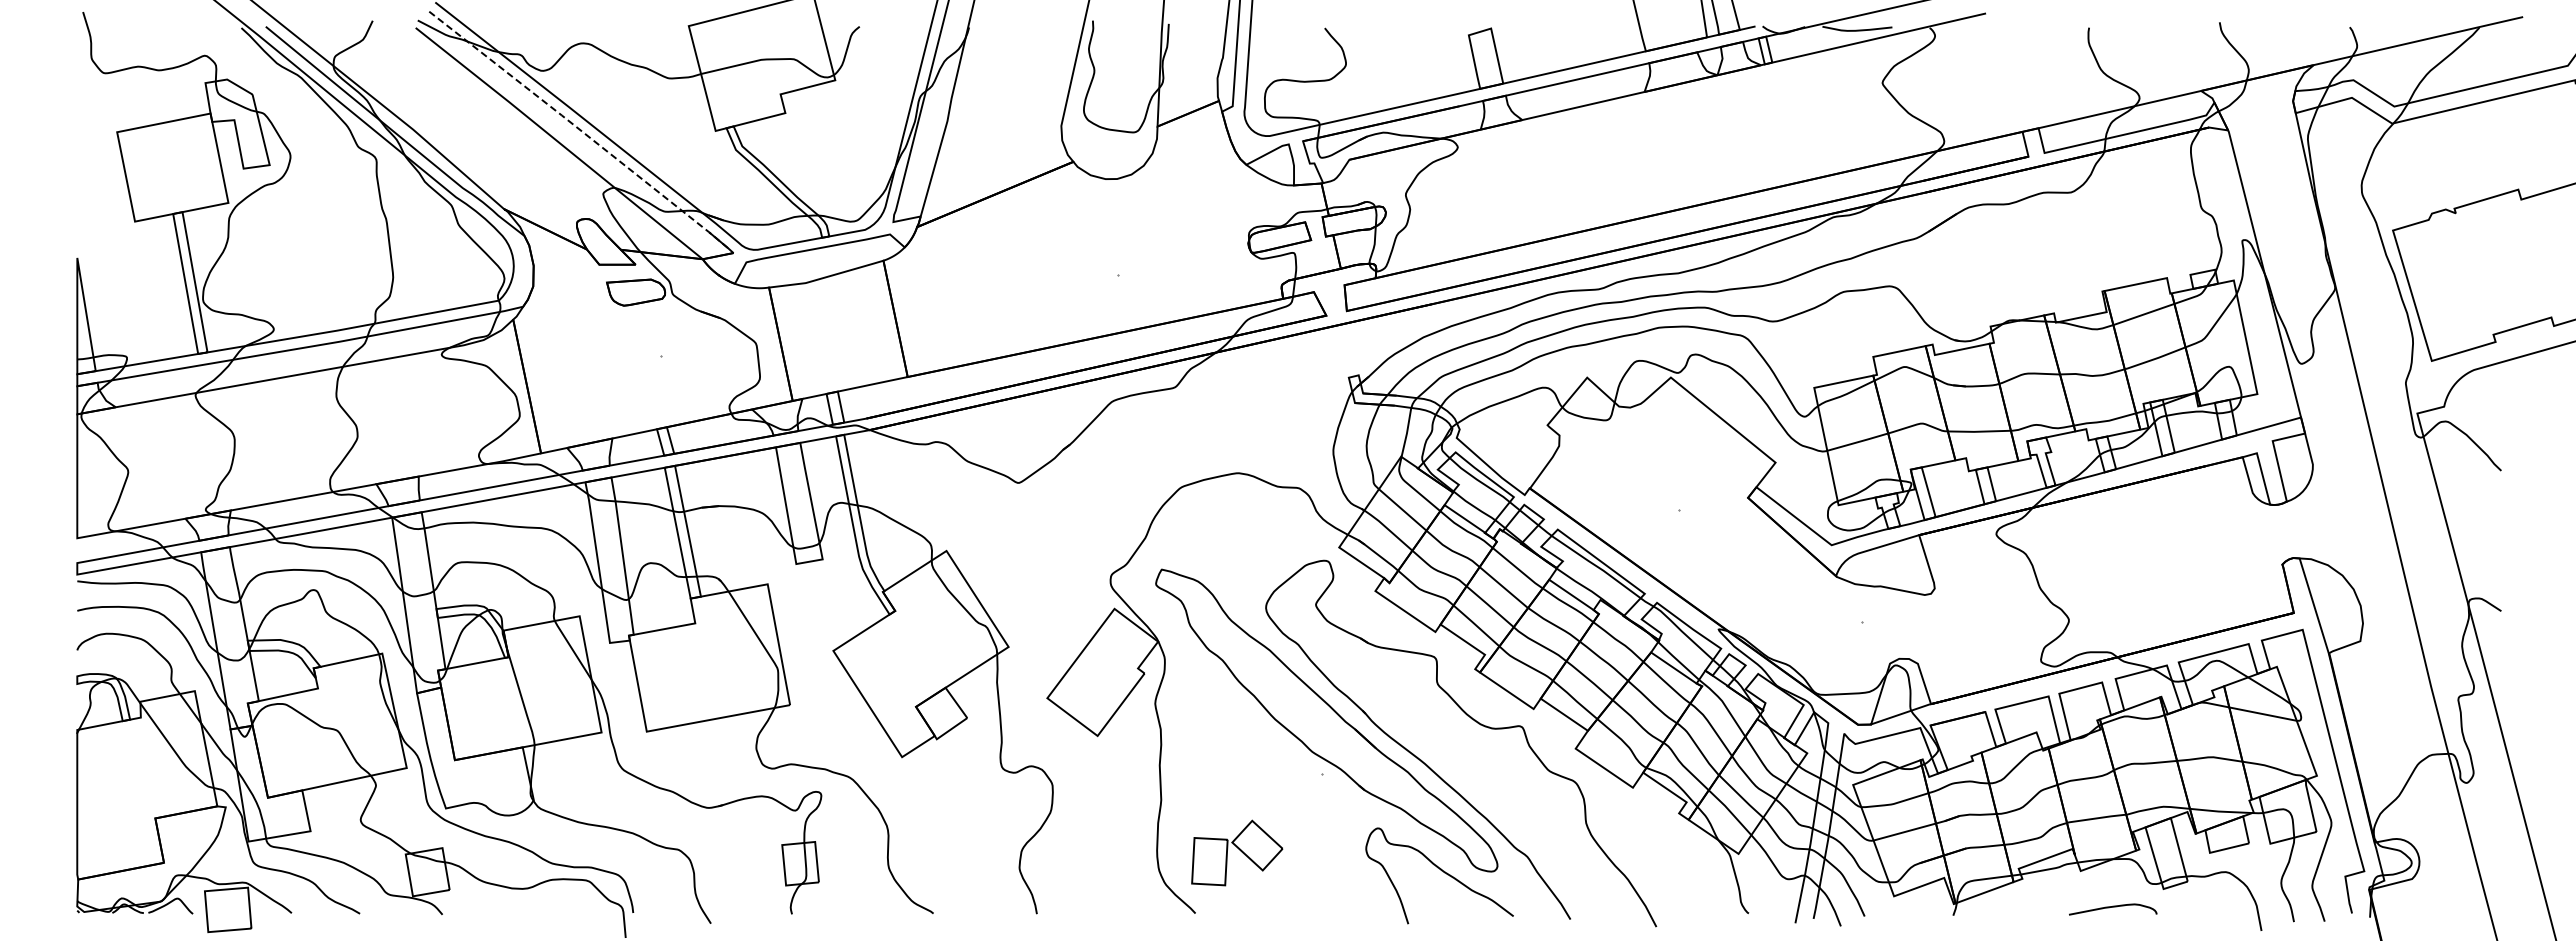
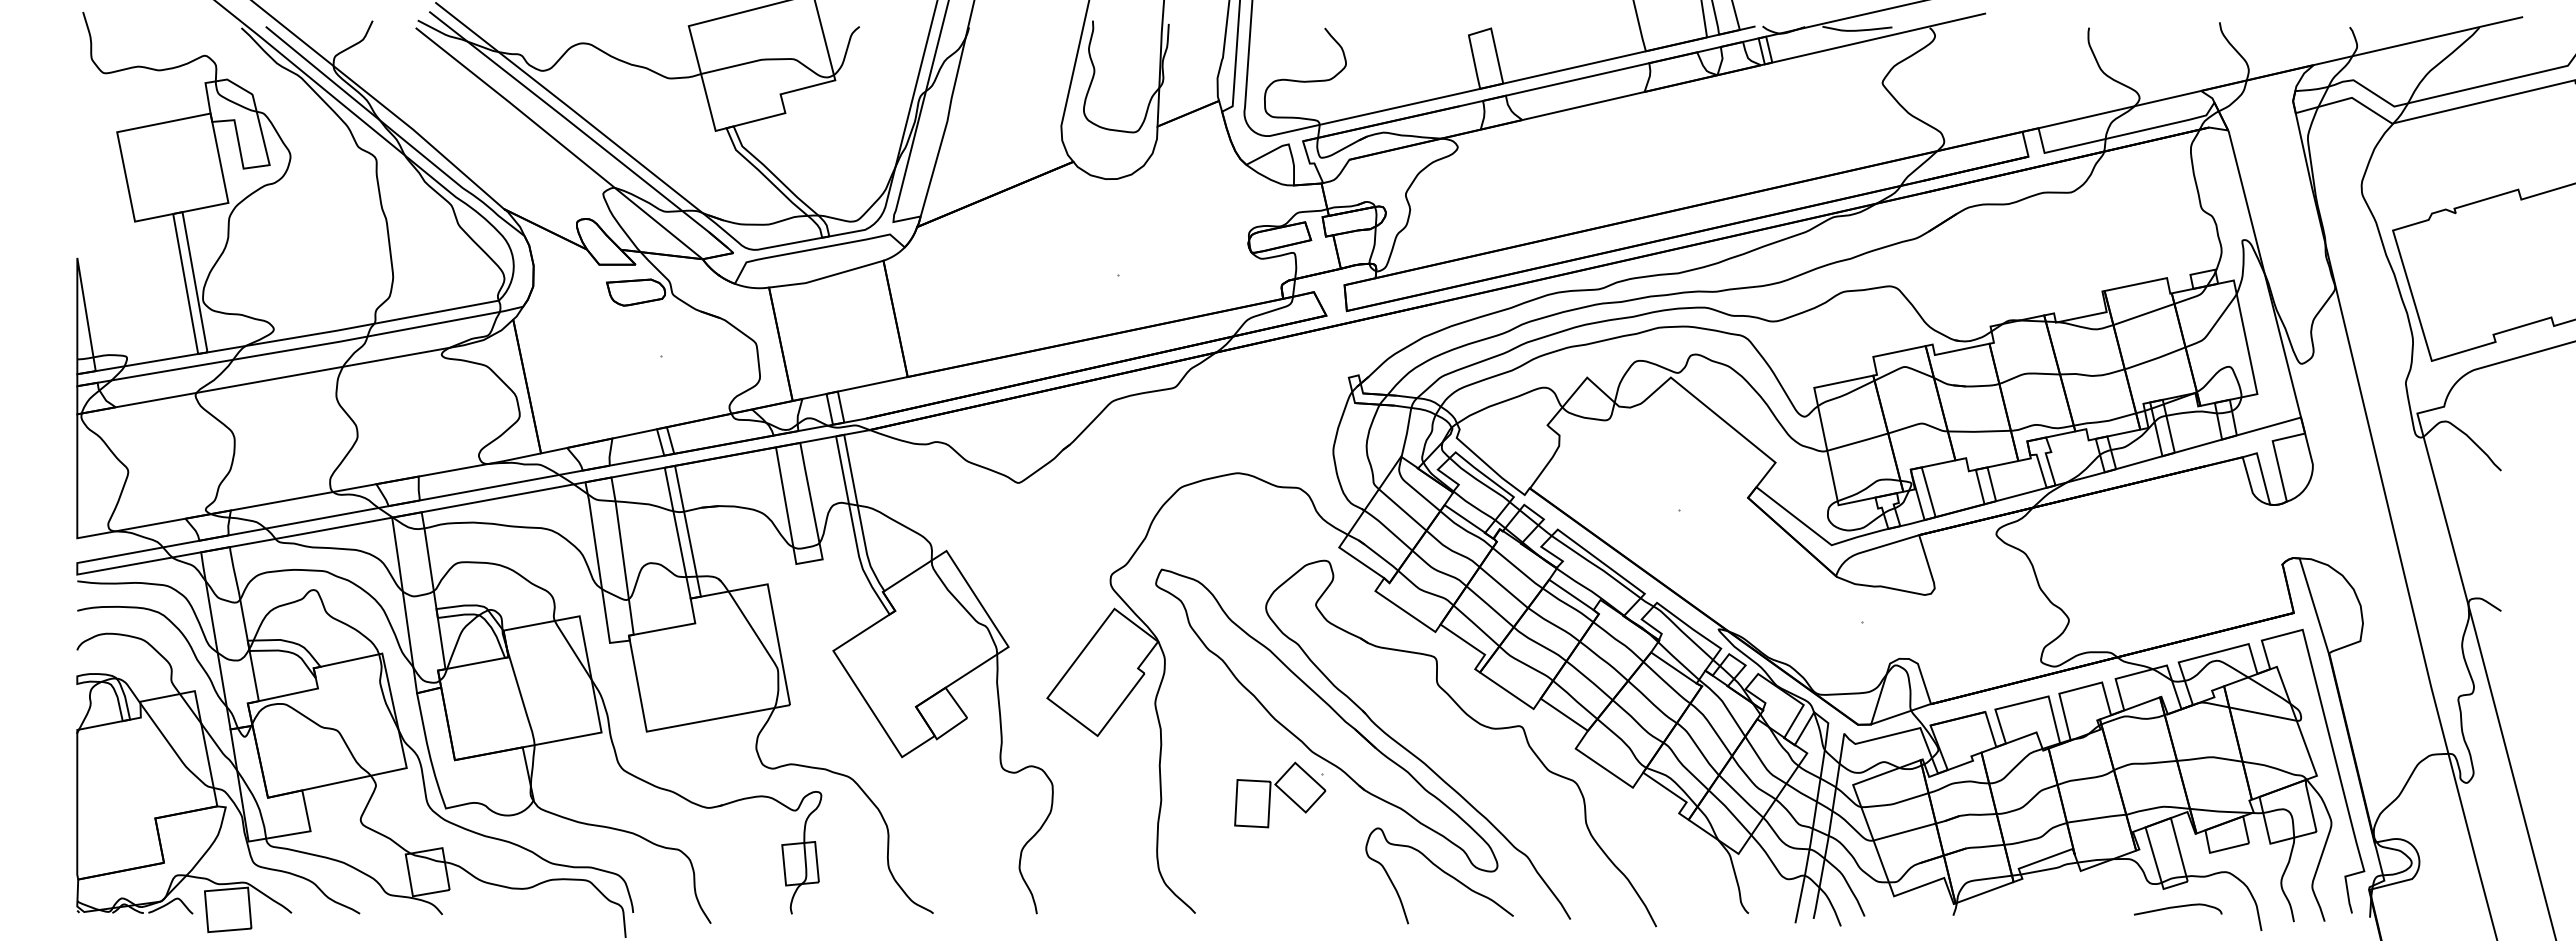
line: dashed -> solid (579, 129)
part position: (1237, 852) -> (1280, 794) (1280, 794)
curve position: (2113, 907) -> (2178, 907) (2178, 907)
